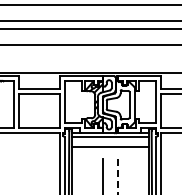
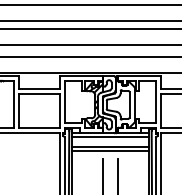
line: none -> present (90, 57)
line: none -> present (110, 150)
line: dashed -> solid (118, 176)
